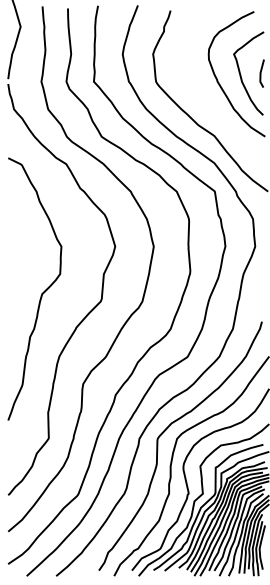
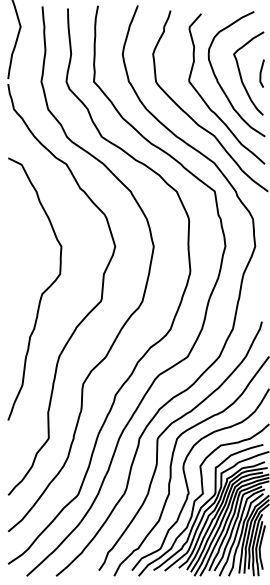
curve: none -> present (207, 103)
